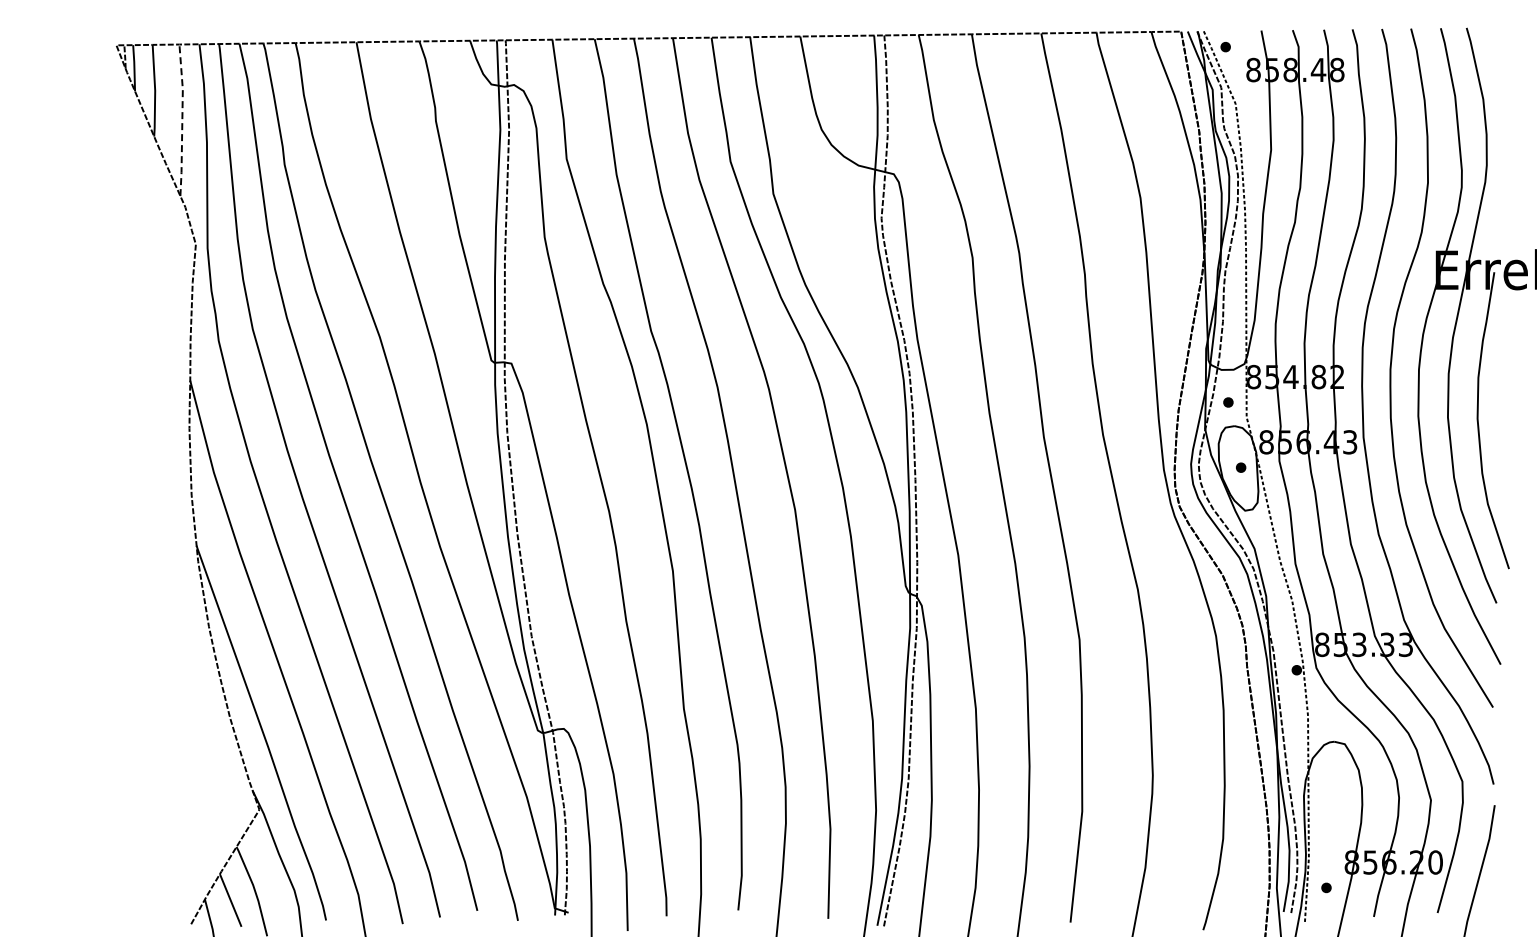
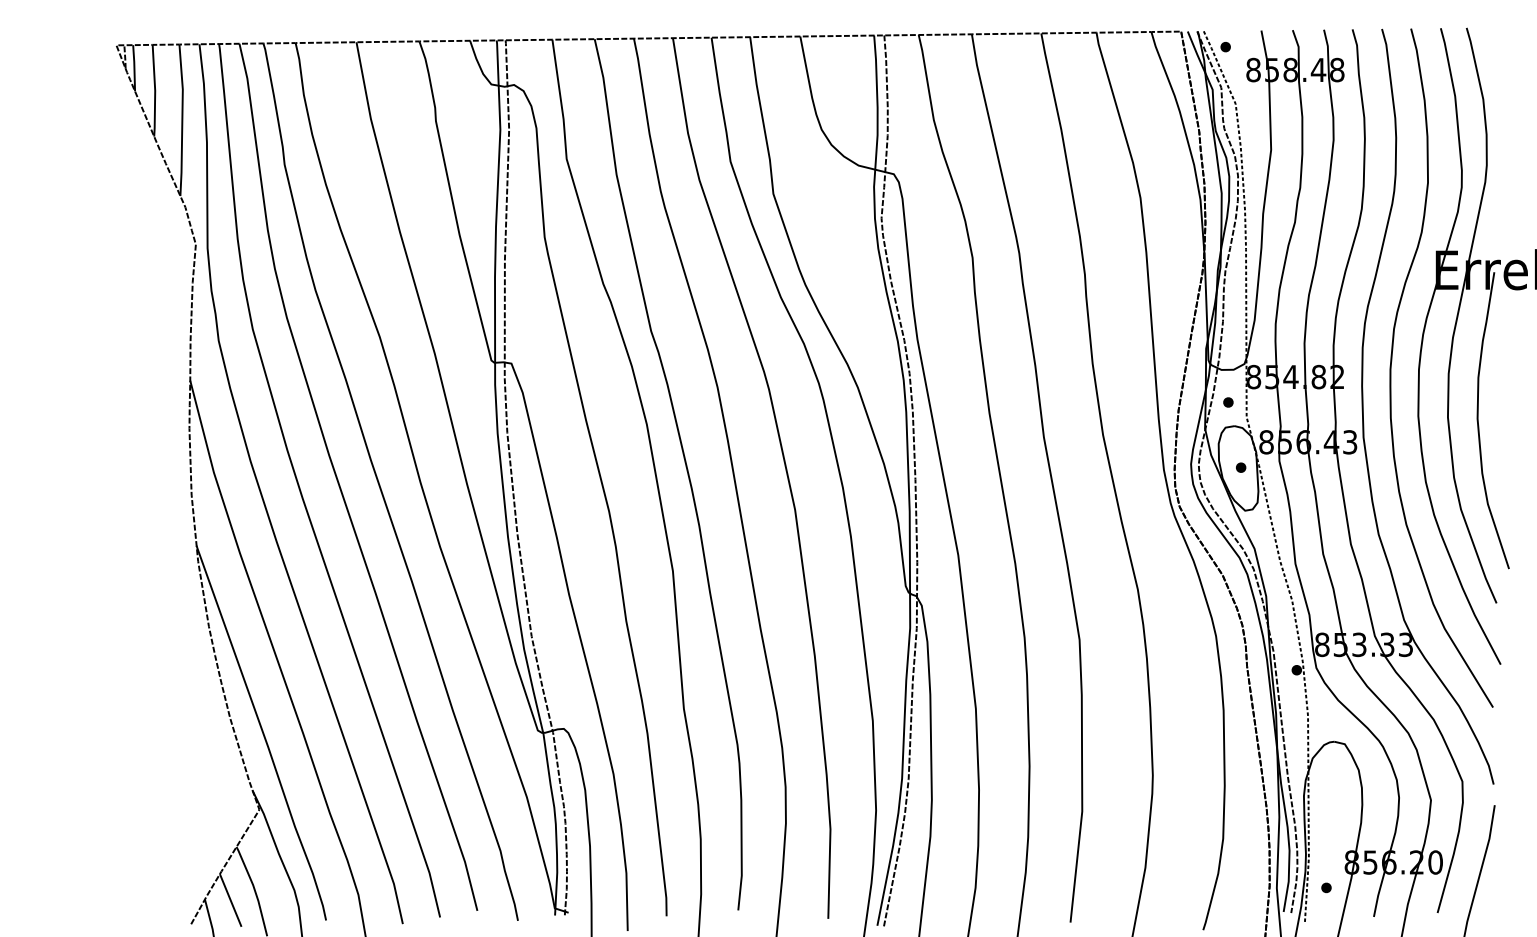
line: dashed -> solid (182, 120)
